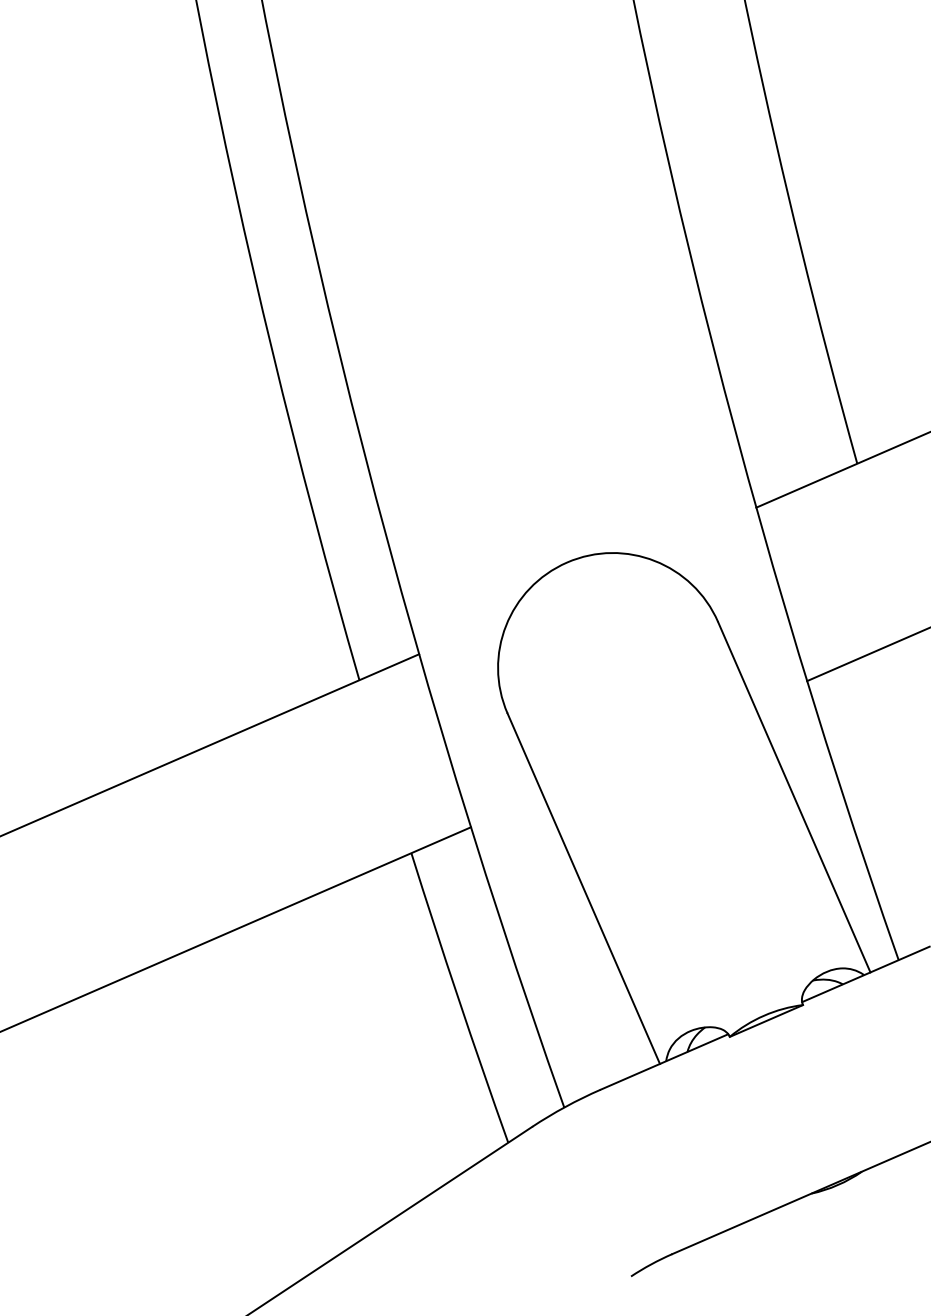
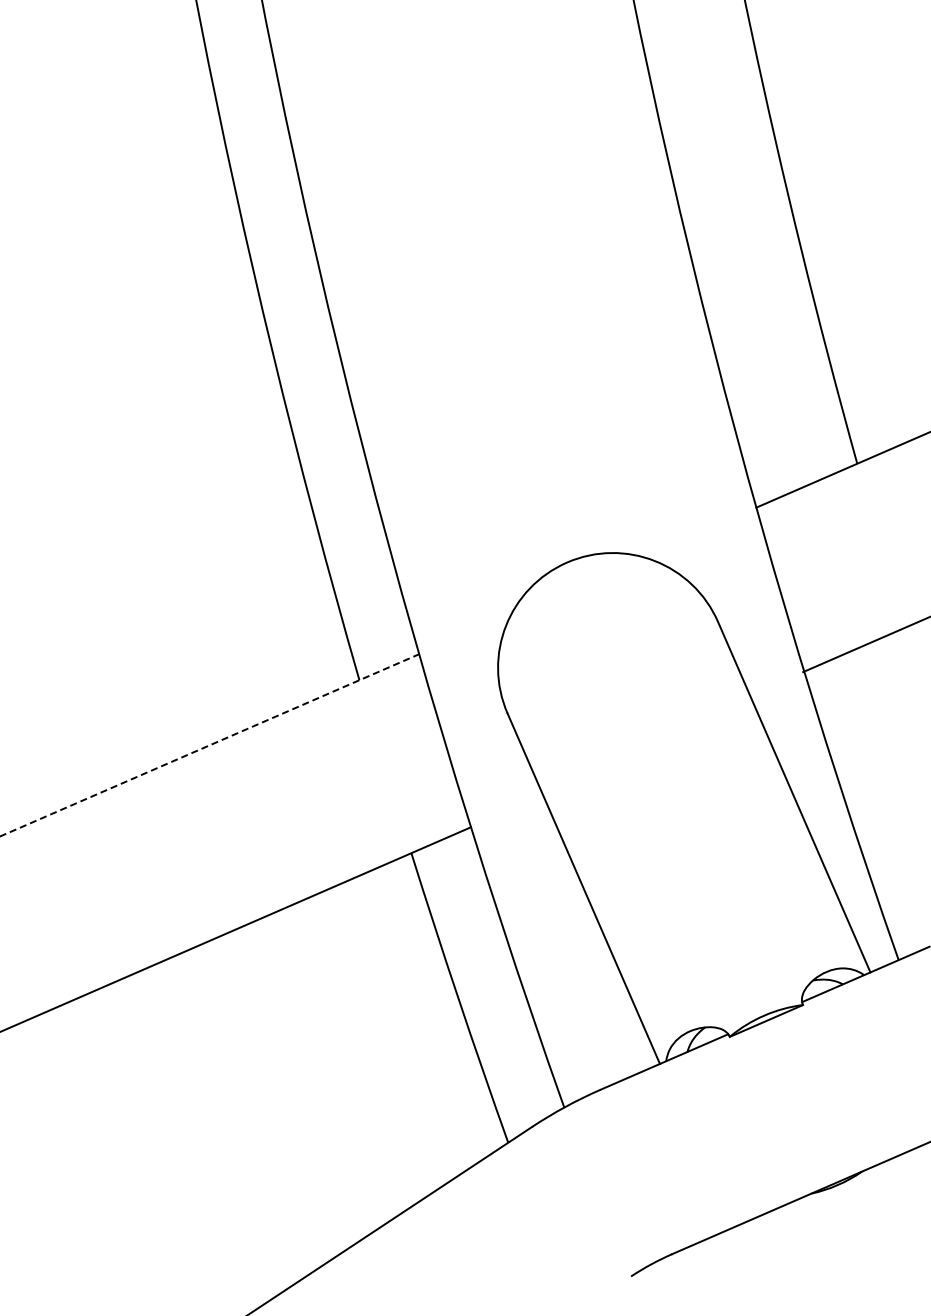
line position: (867, 654) -> (865, 645) (865, 645)
line: solid -> dashed (210, 745)
